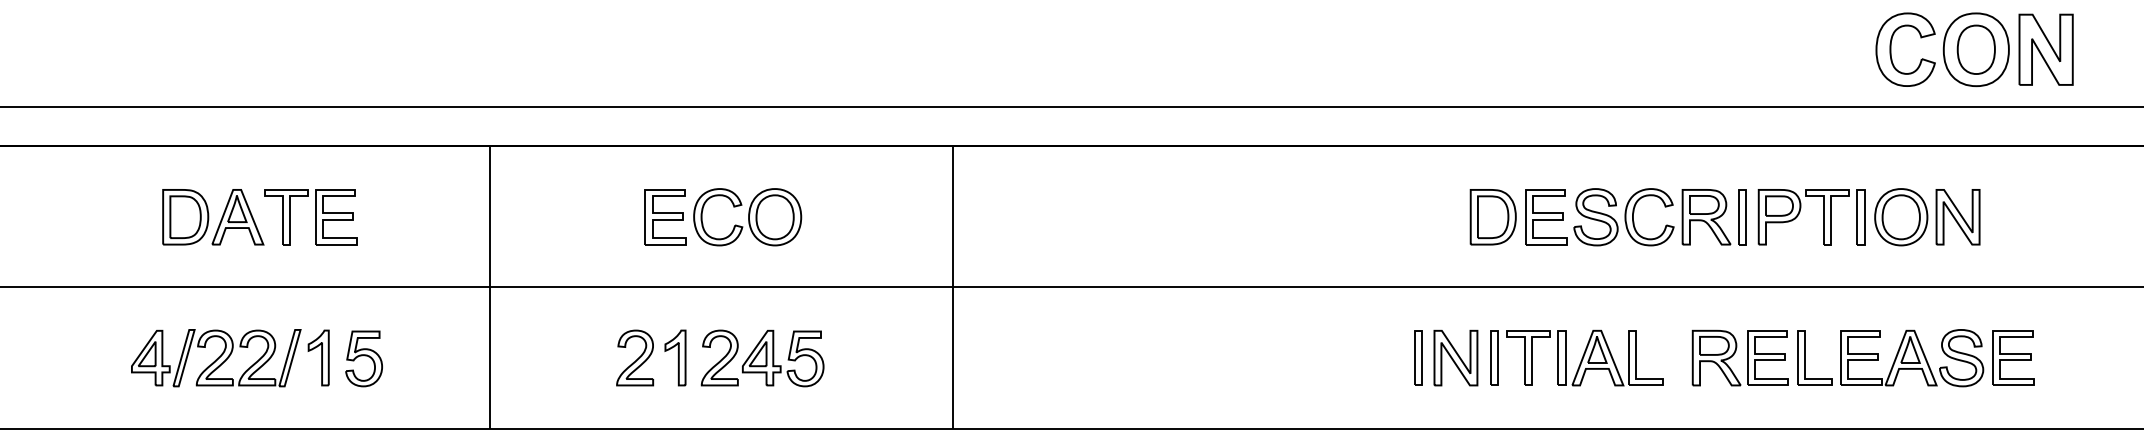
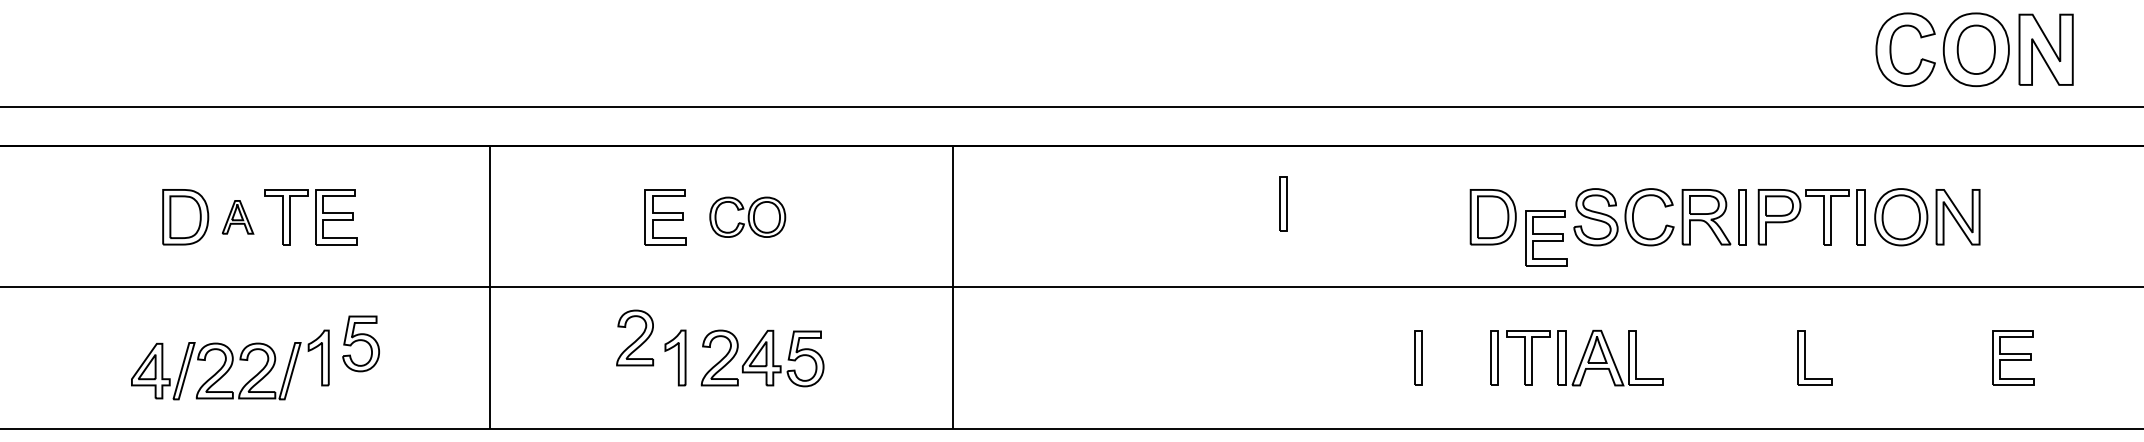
part: none -> present (1283, 203)
part size: 54x57 px -> 34x35 px (237, 217)
part size: 110x59 px -> 78x42 px (747, 216)
part position: (1546, 217) -> (1546, 238) (1546, 238)
part position: (635, 357) -> (635, 337) (635, 337)
part: present -> none (1455, 357)
part: present -> none (1739, 357)
part position: (216, 358) -> (216, 371) (216, 371)
part position: (363, 358) -> (360, 343) (360, 343)
part: present -> none (1912, 358)
